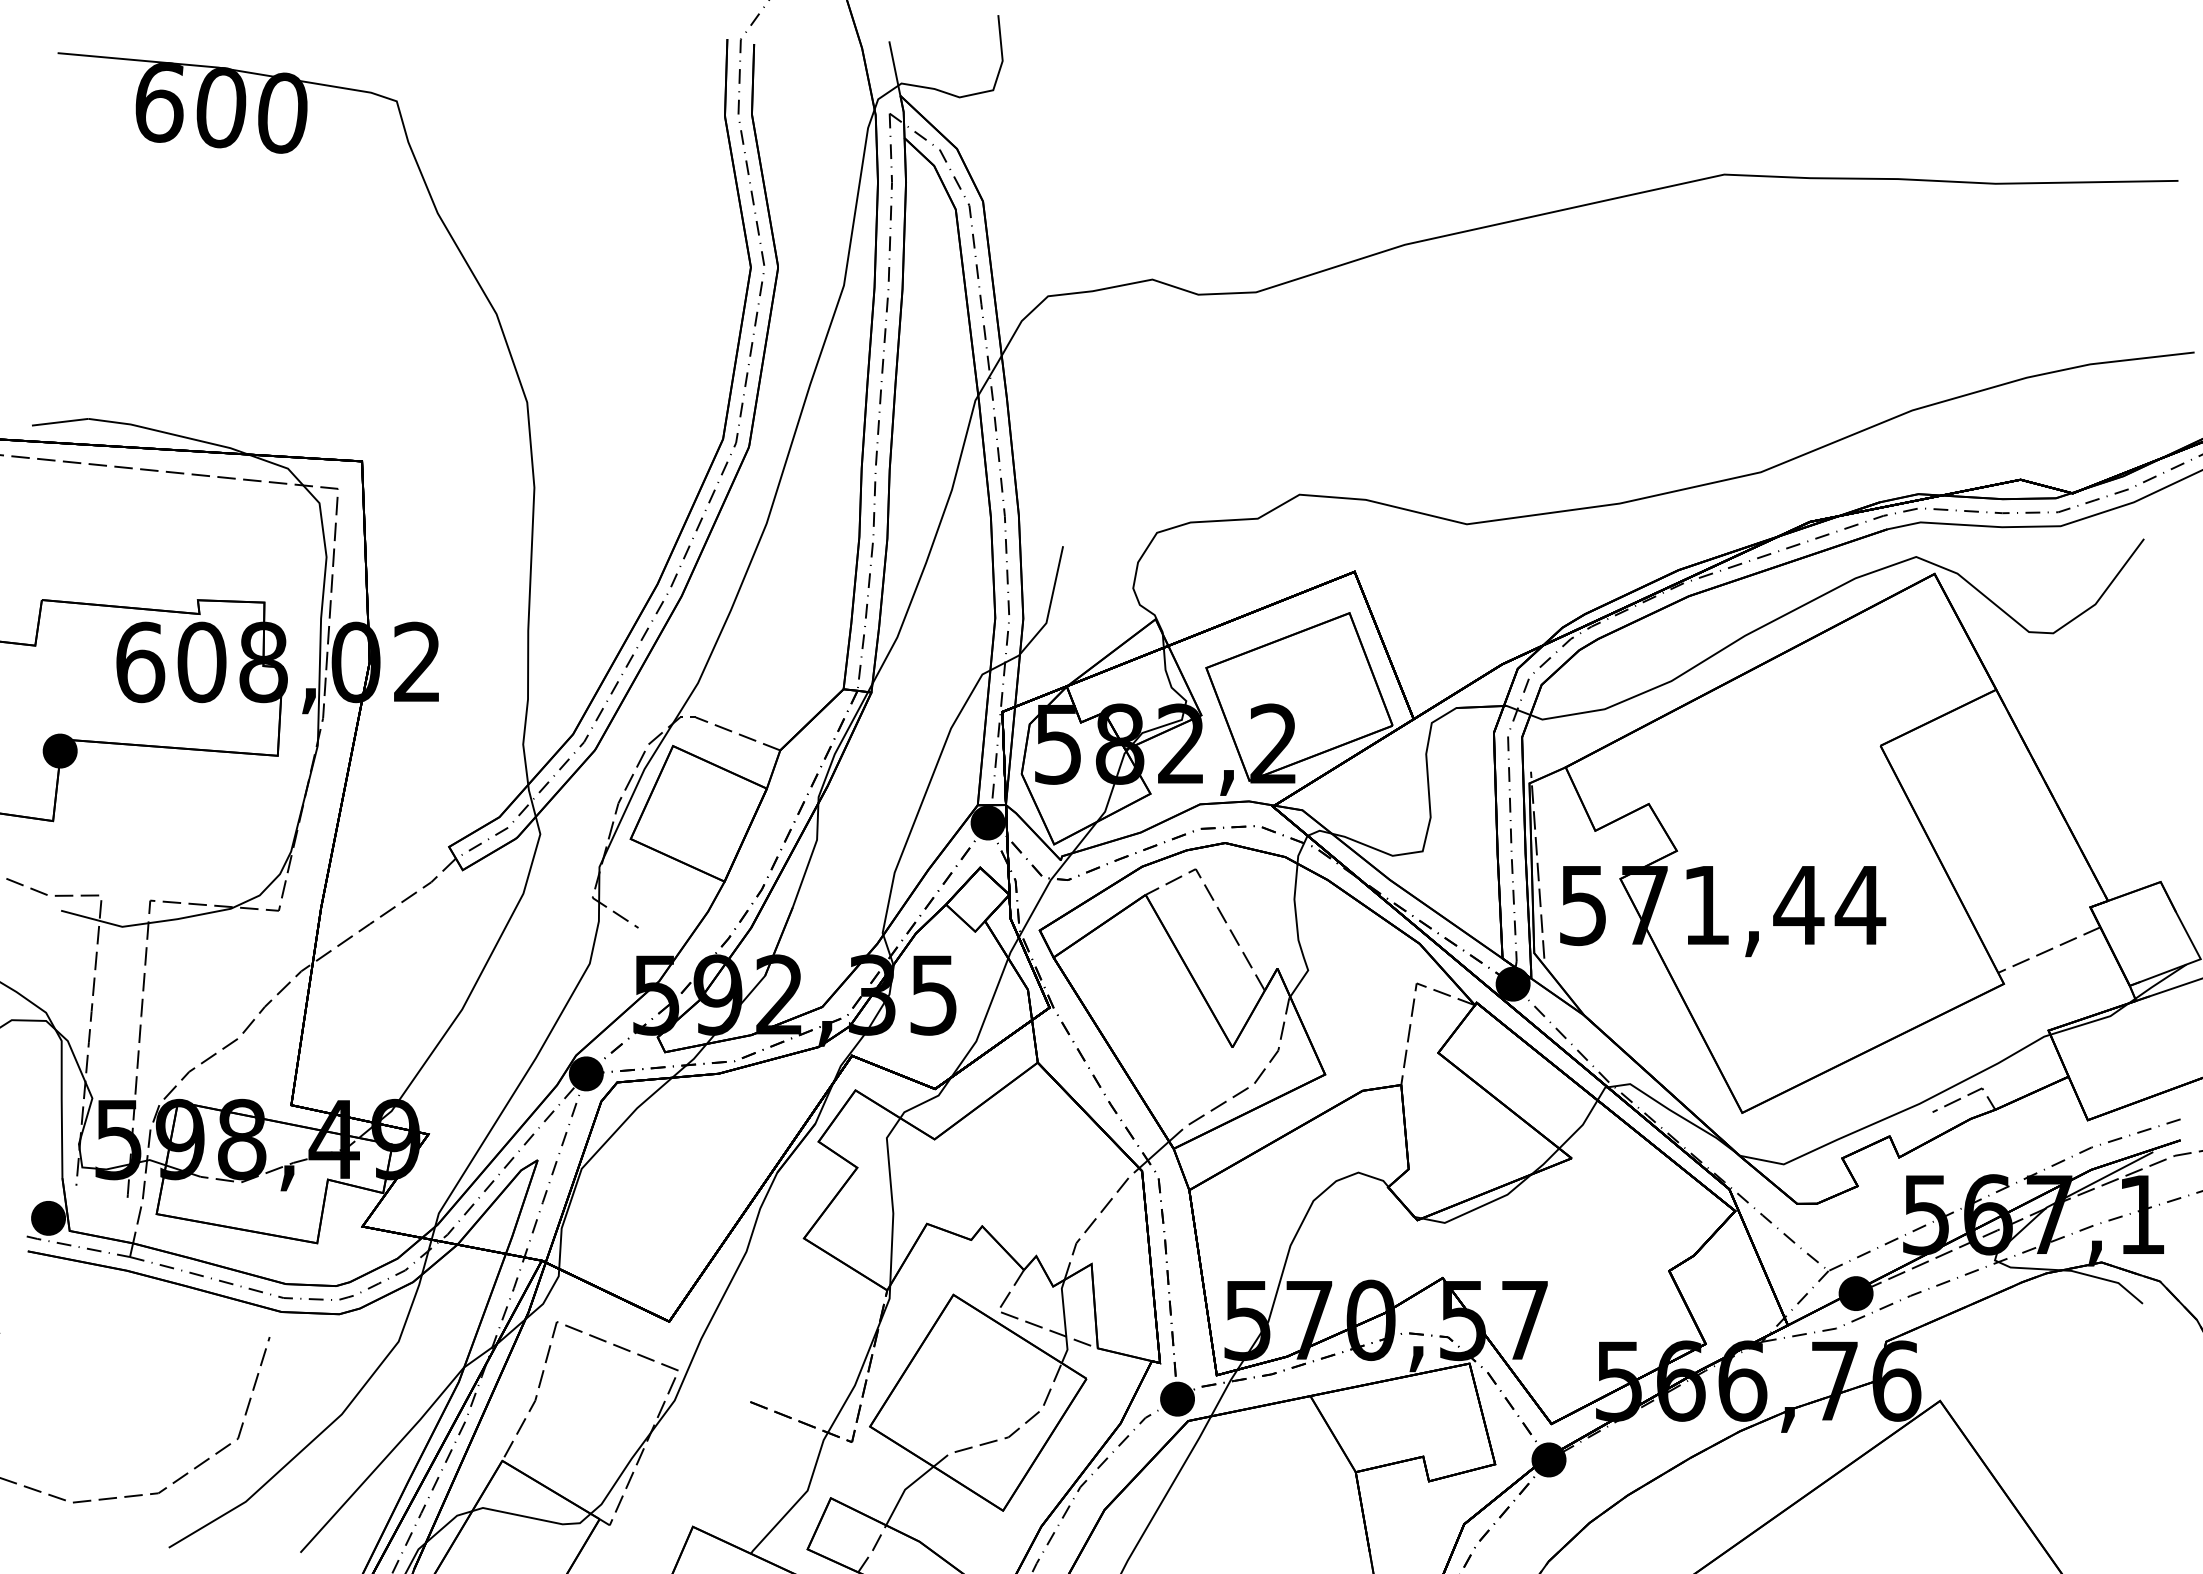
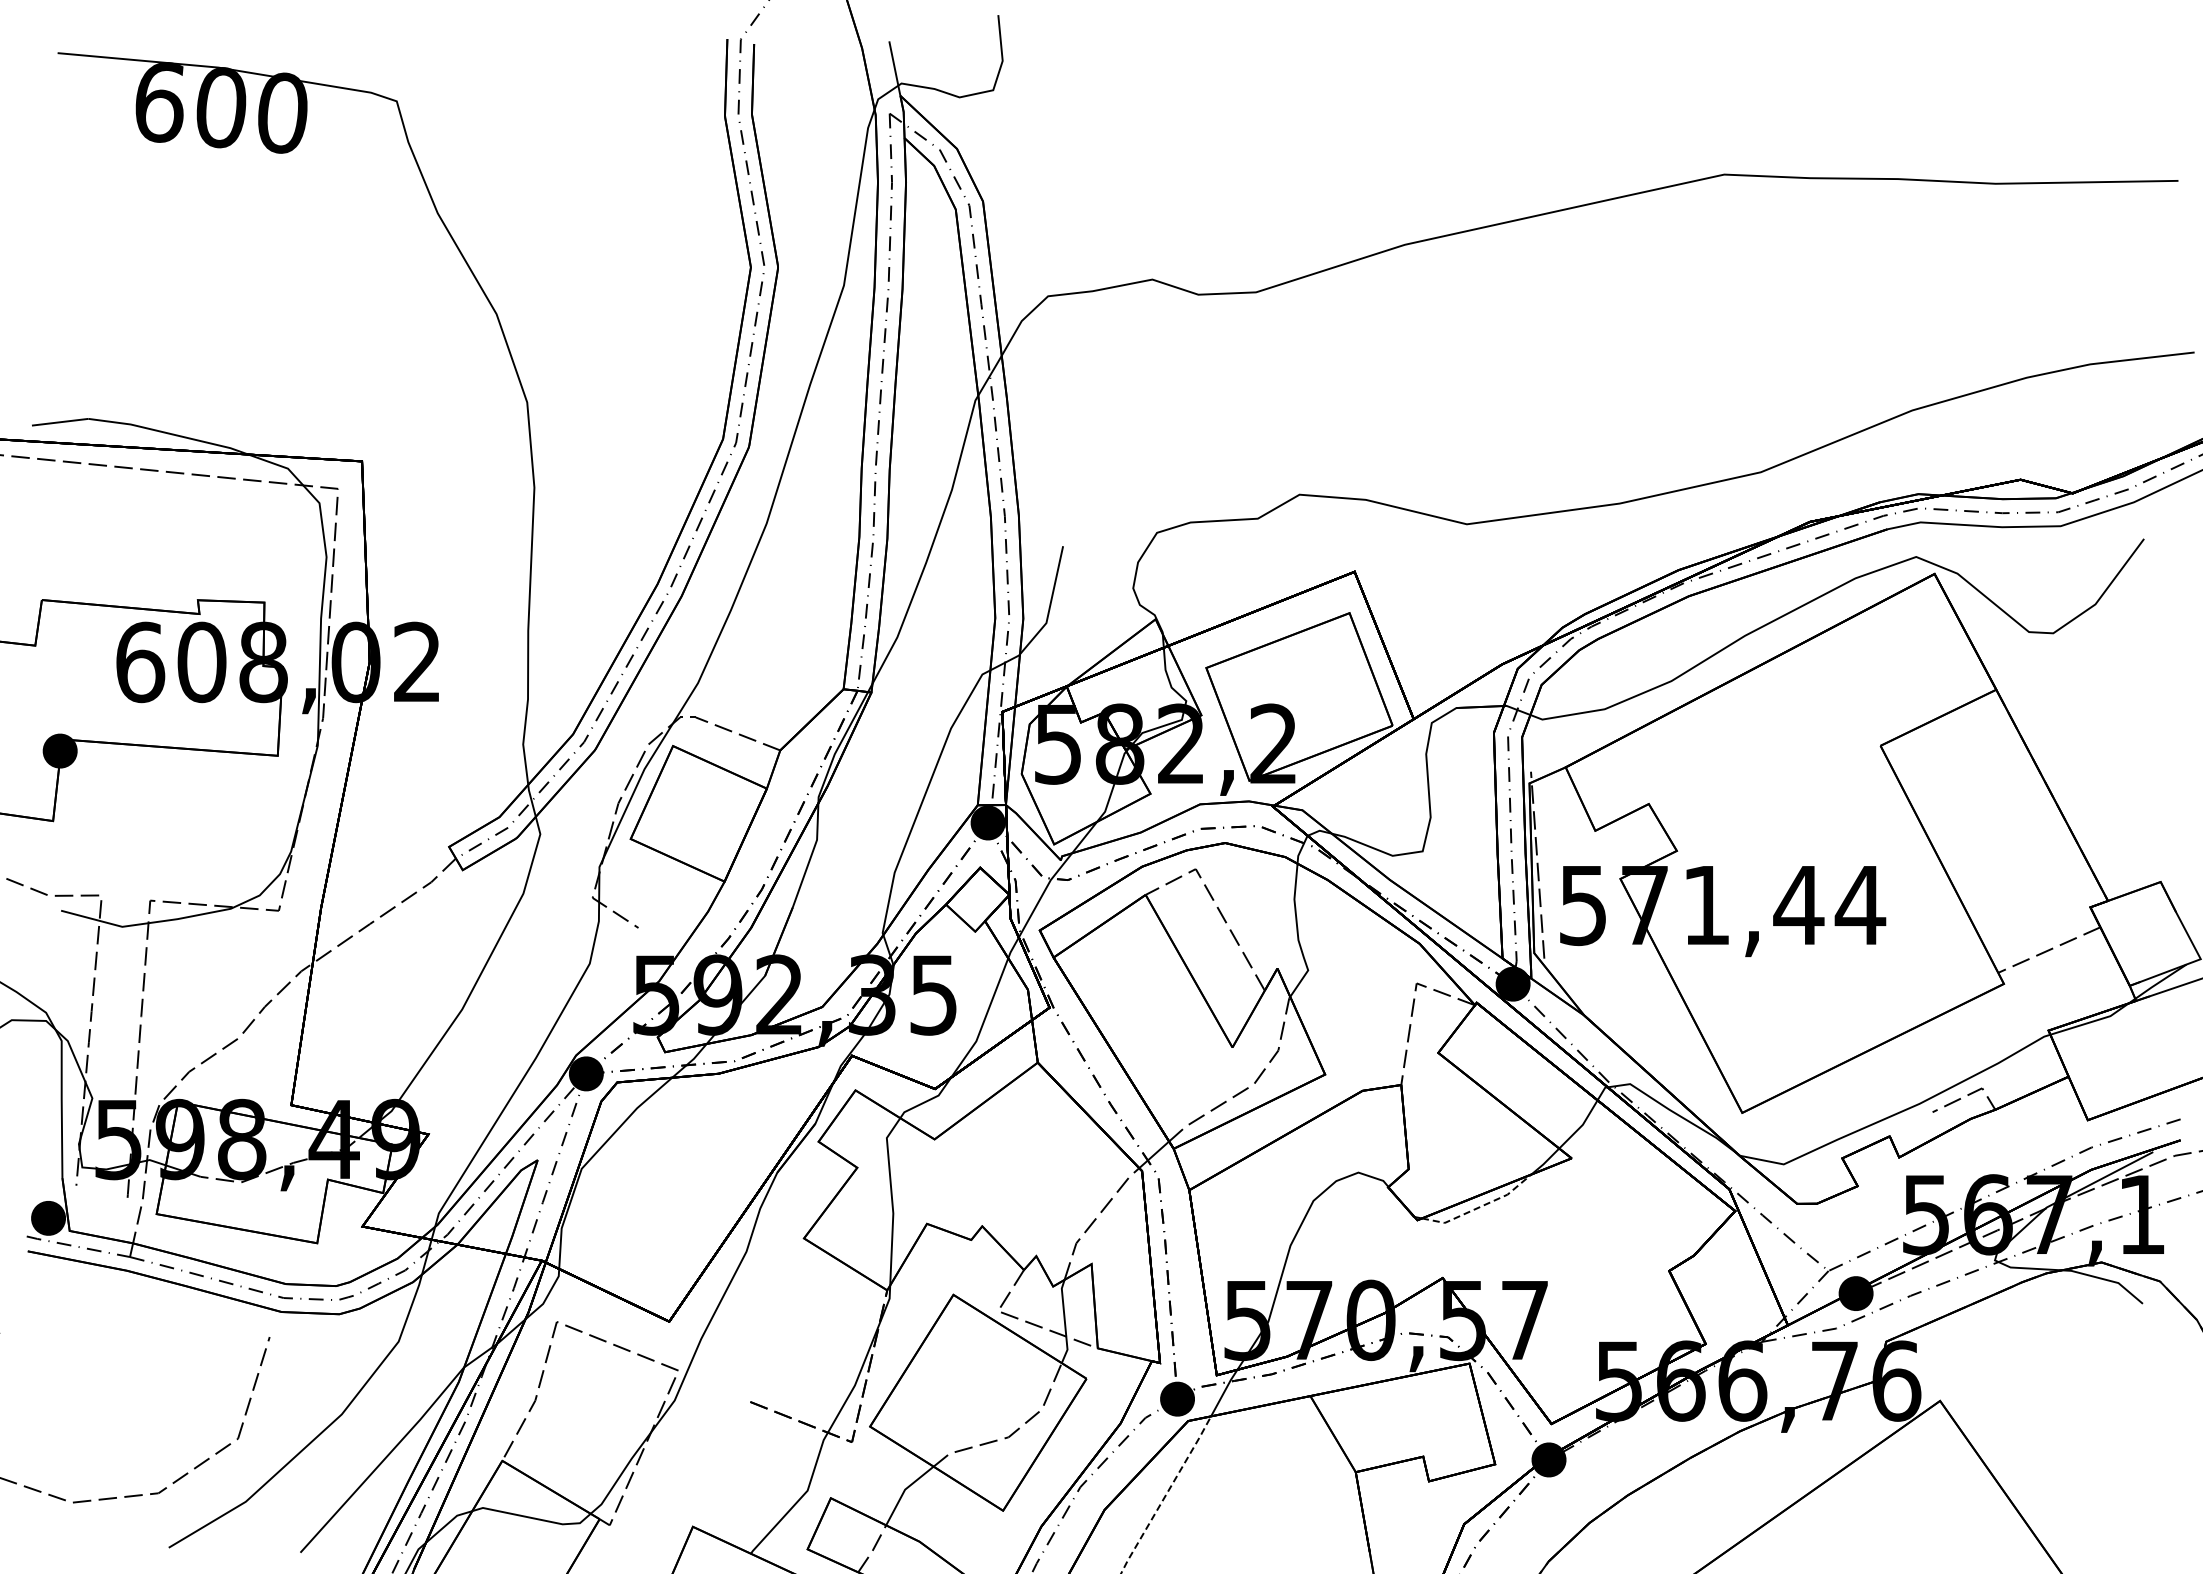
line: solid -> dashed (1480, 1206)
line: solid -> dashed (1166, 1494)
